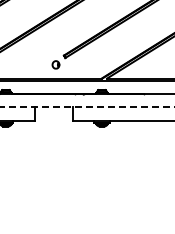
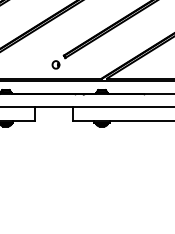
line: dashed -> solid (86, 106)
